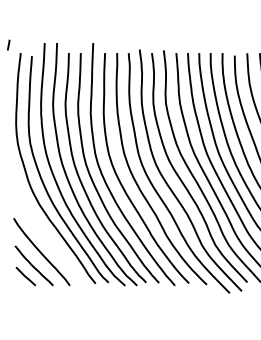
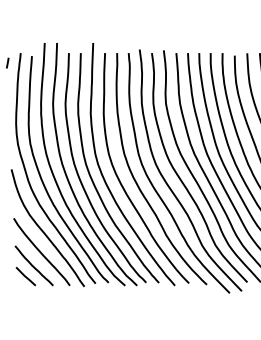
line position: (8, 44) -> (7, 62) (7, 62)
curve: none -> present (43, 230)
